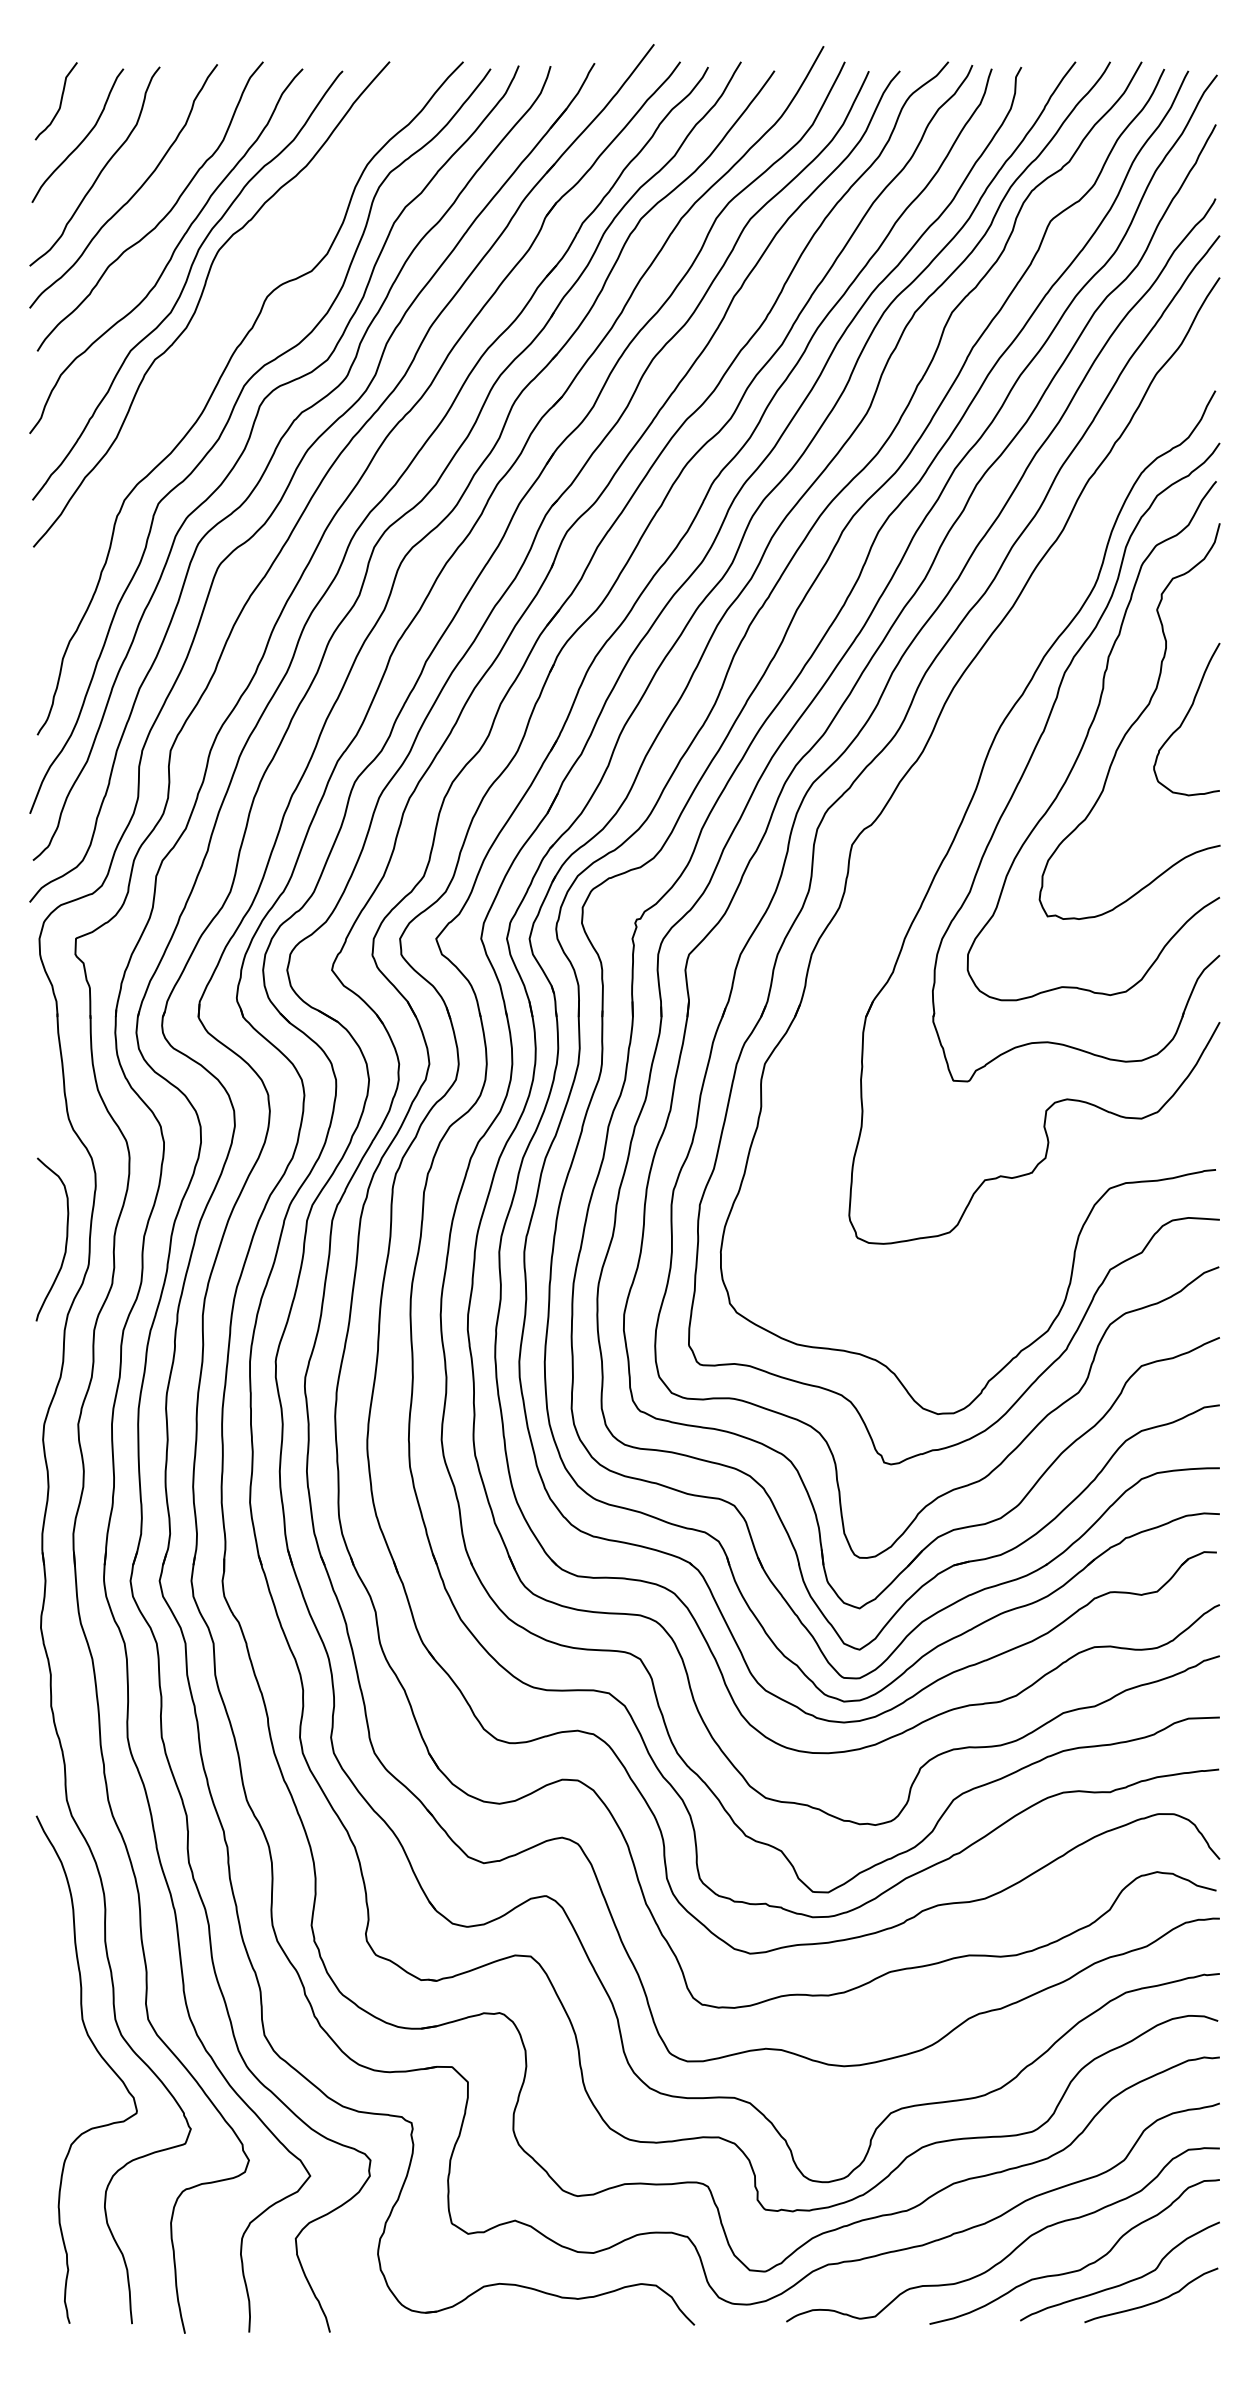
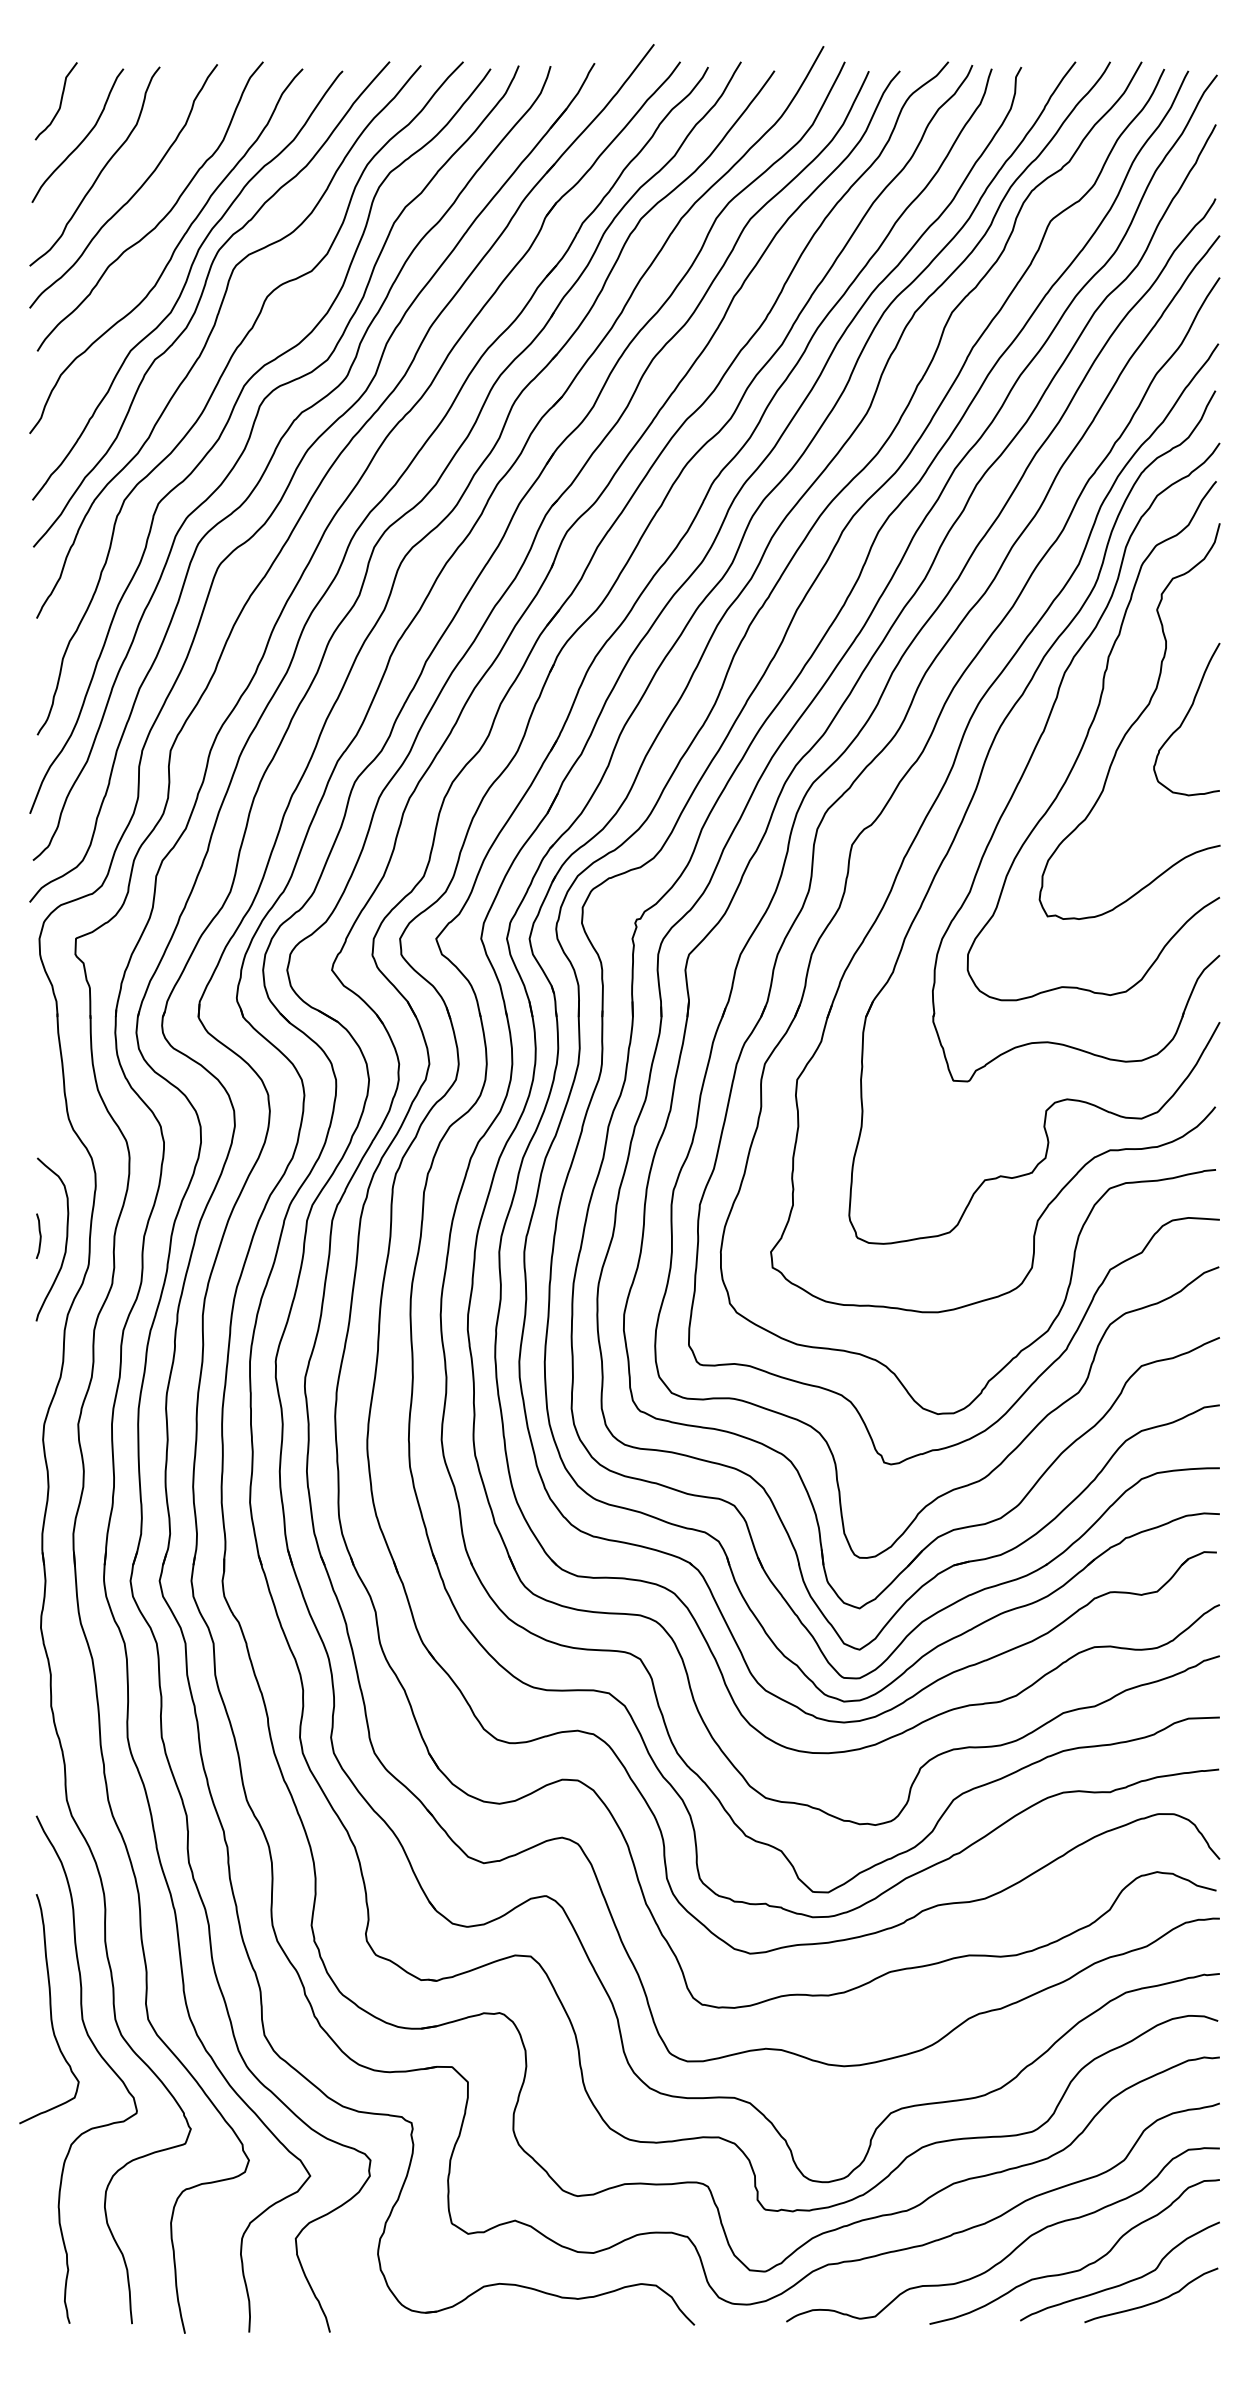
curve: none -> present (210, 336)
part: none -> present (940, 794)
curve: none -> present (39, 1235)
curve: none -> present (49, 2009)
